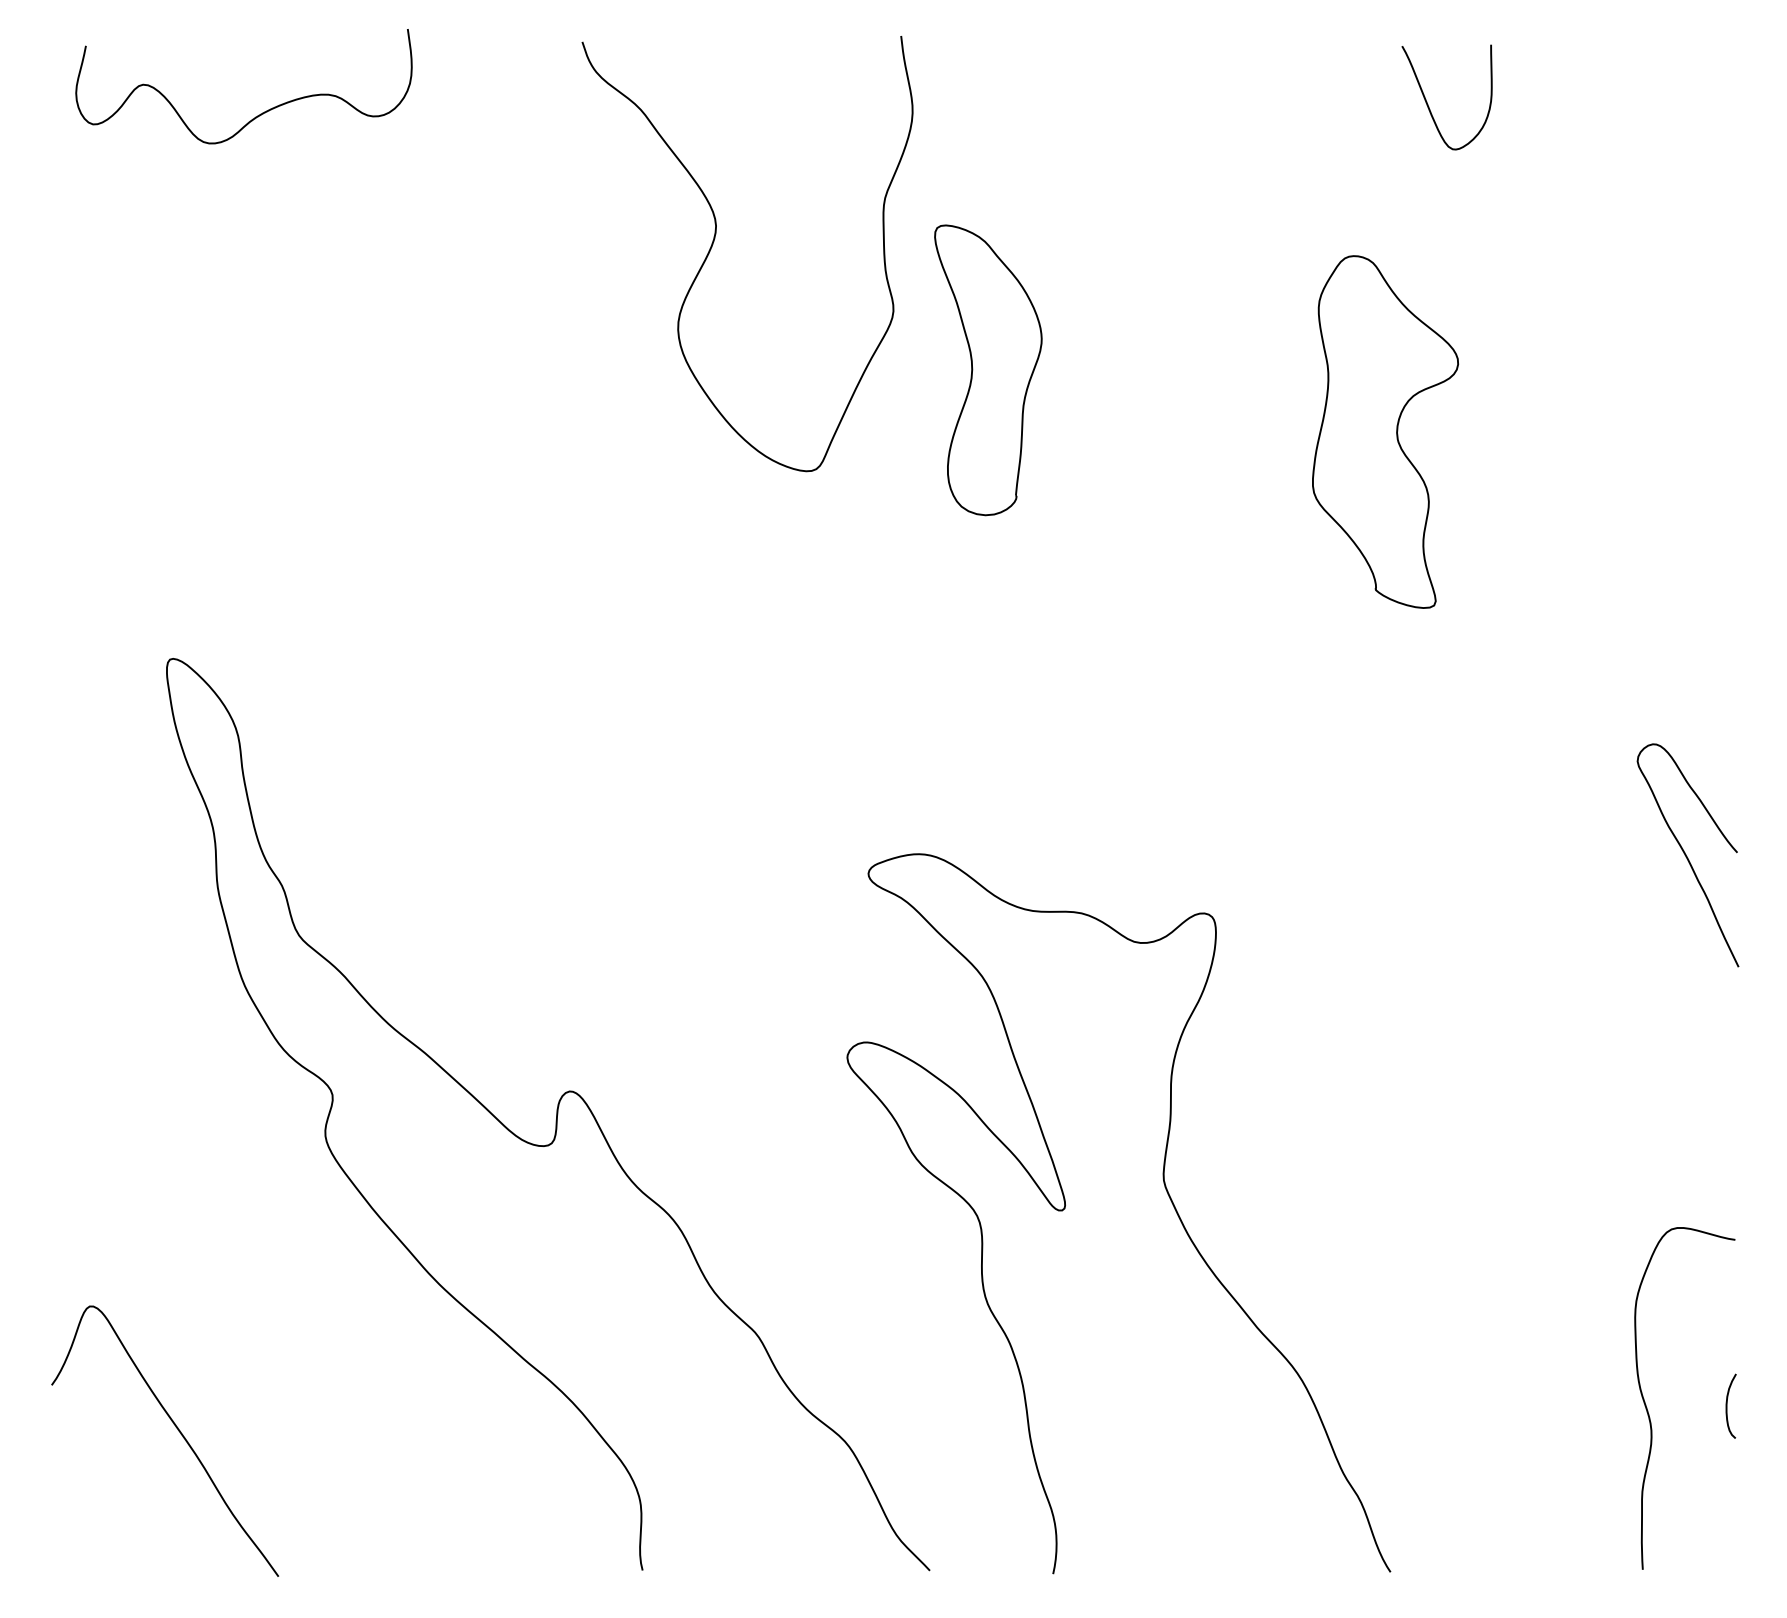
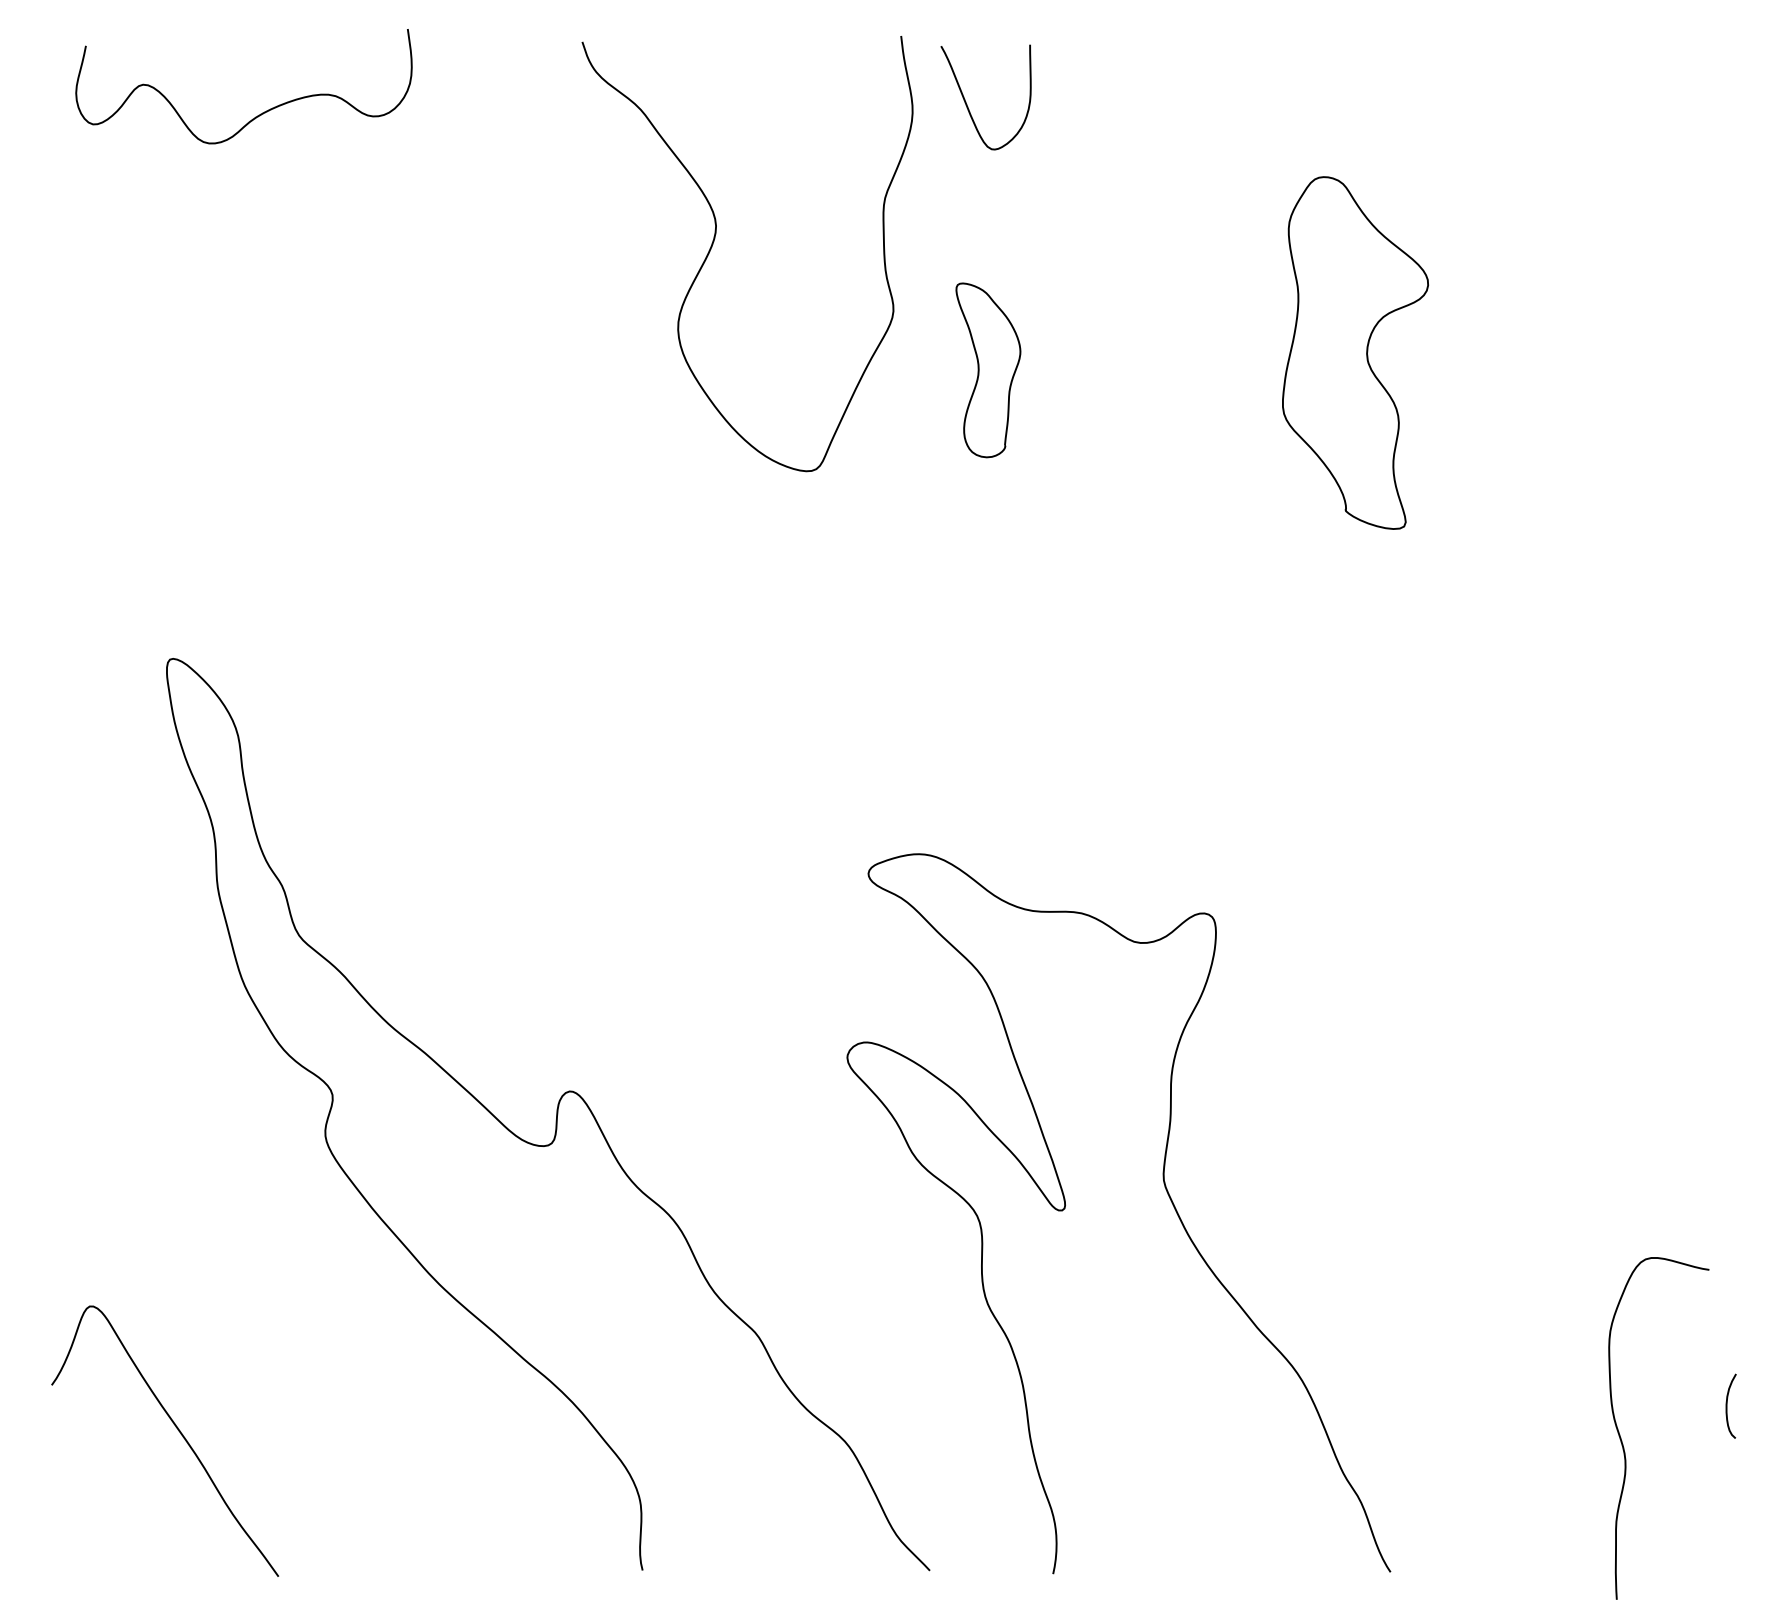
curve position: (1429, 106) -> (968, 106) (968, 106)
part size: 109x293 px -> 67x177 px (988, 370)
part position: (1385, 431) -> (1355, 352) (1355, 352)
curve: present -> none (1686, 855)
curve position: (1648, 1410) -> (1622, 1440) (1622, 1440)
